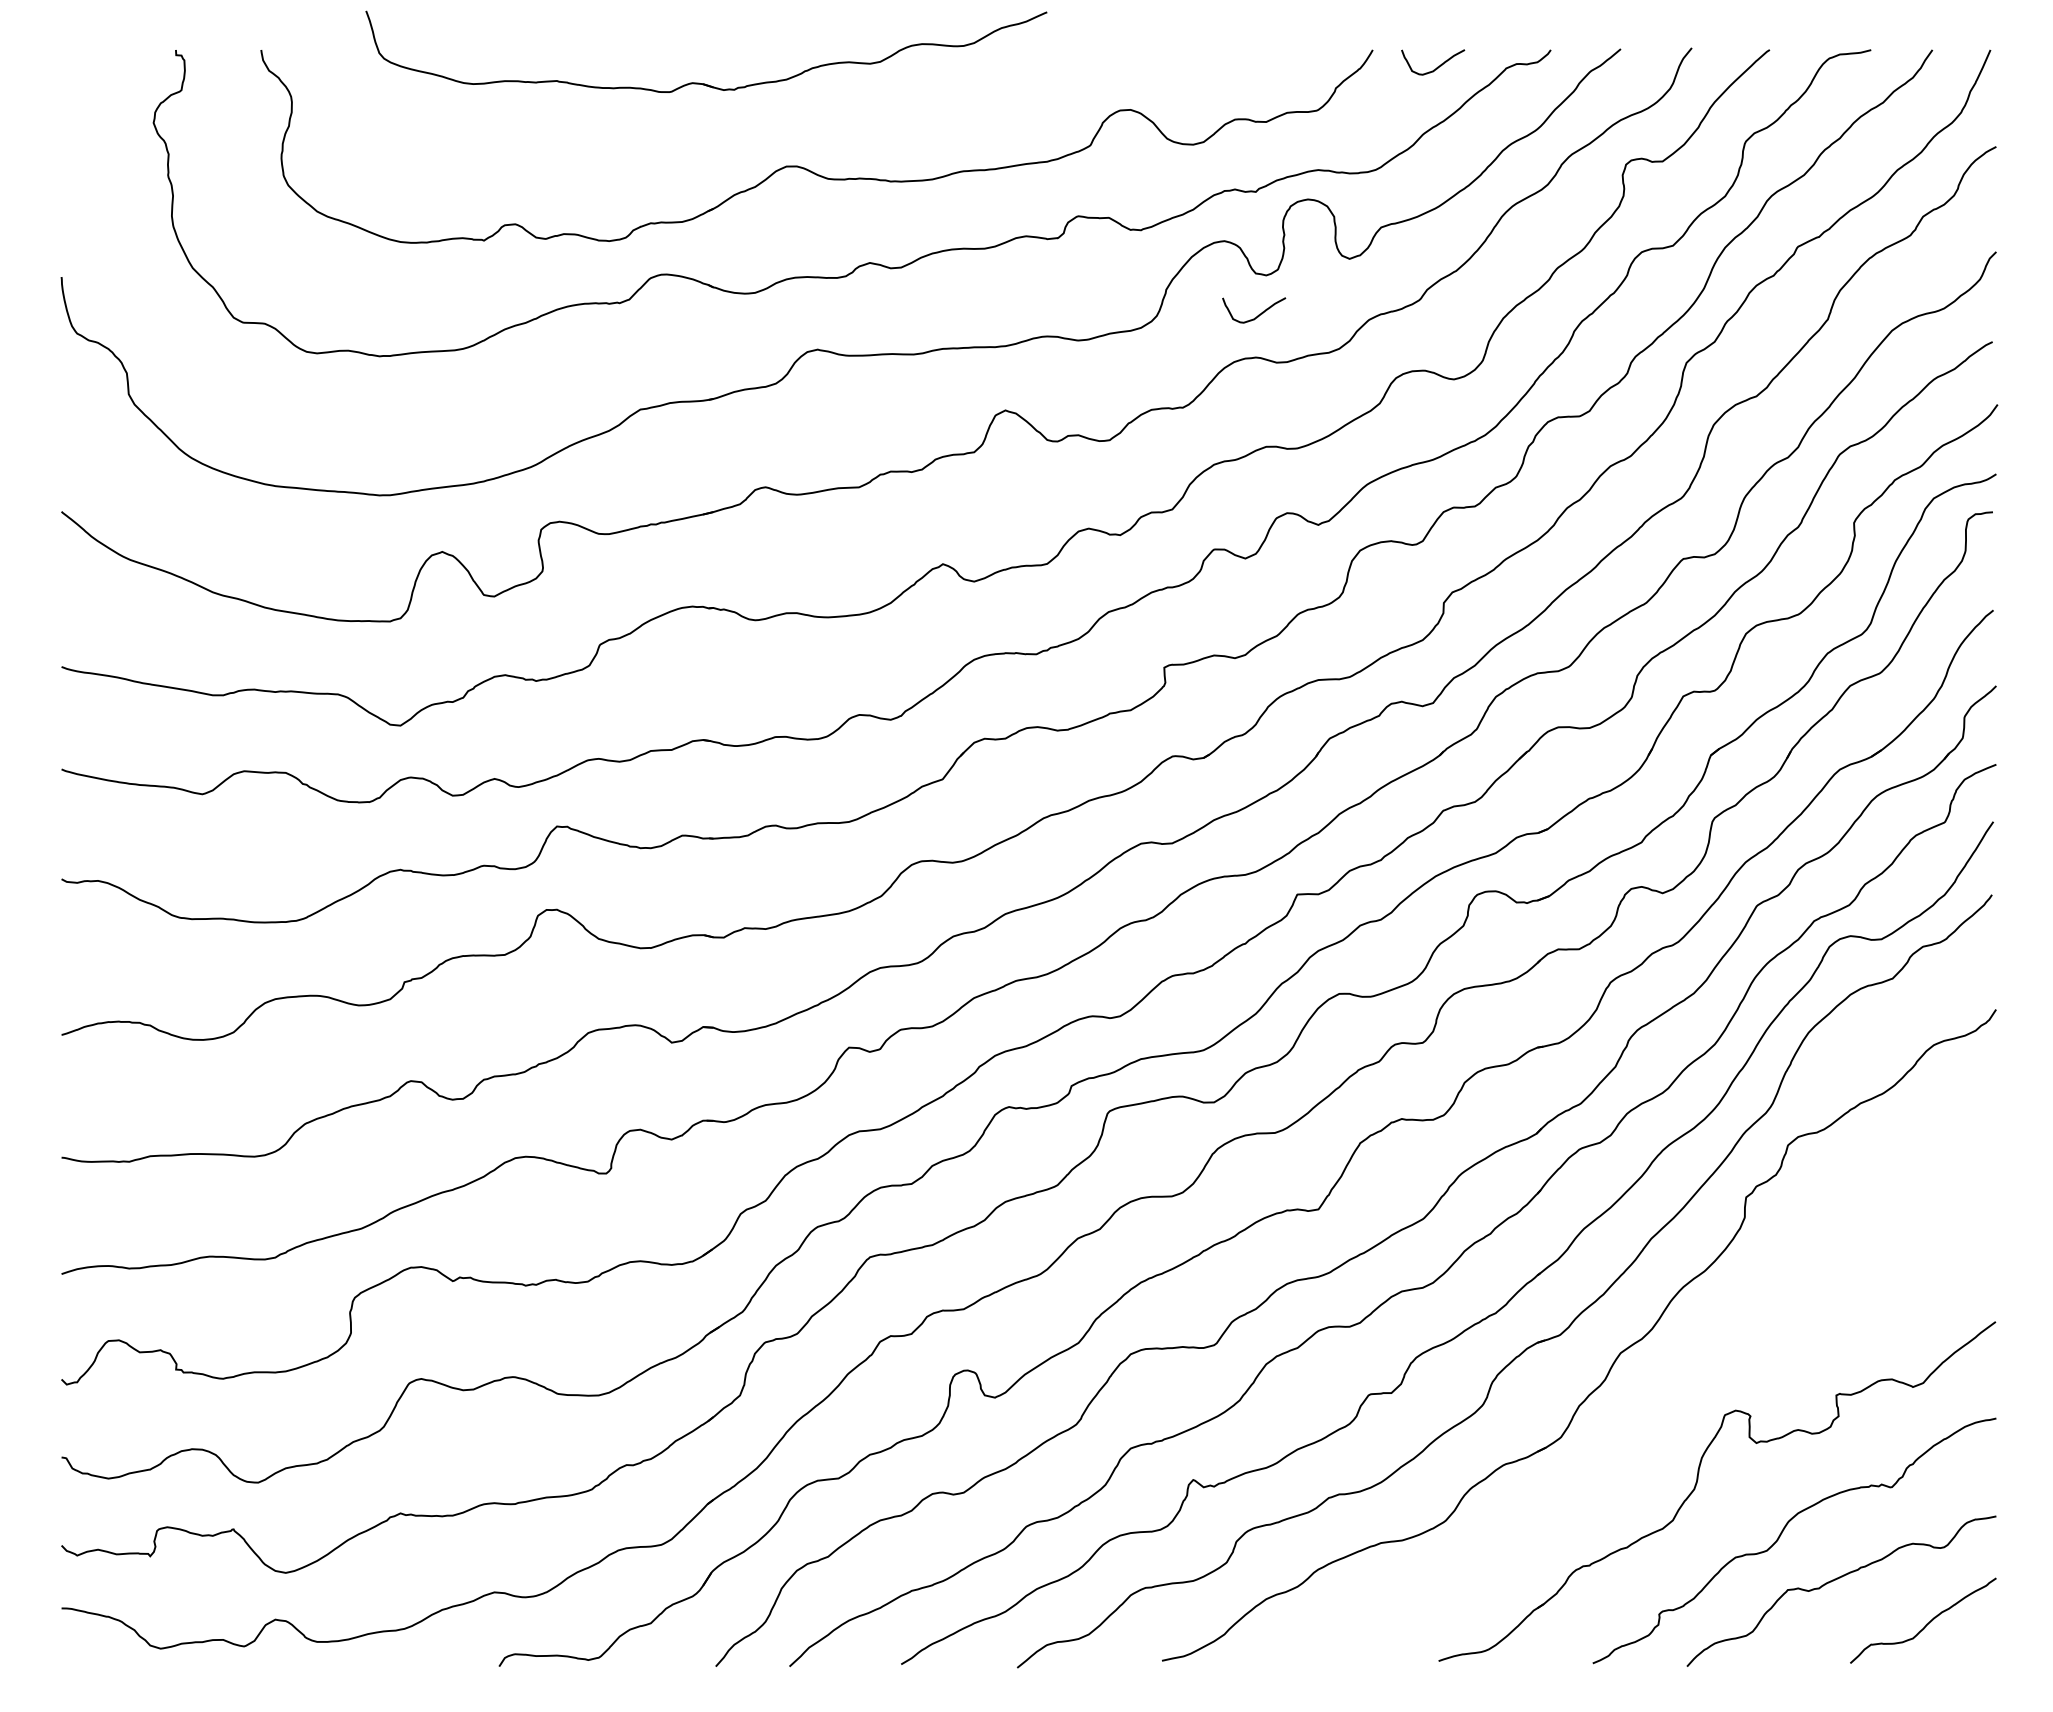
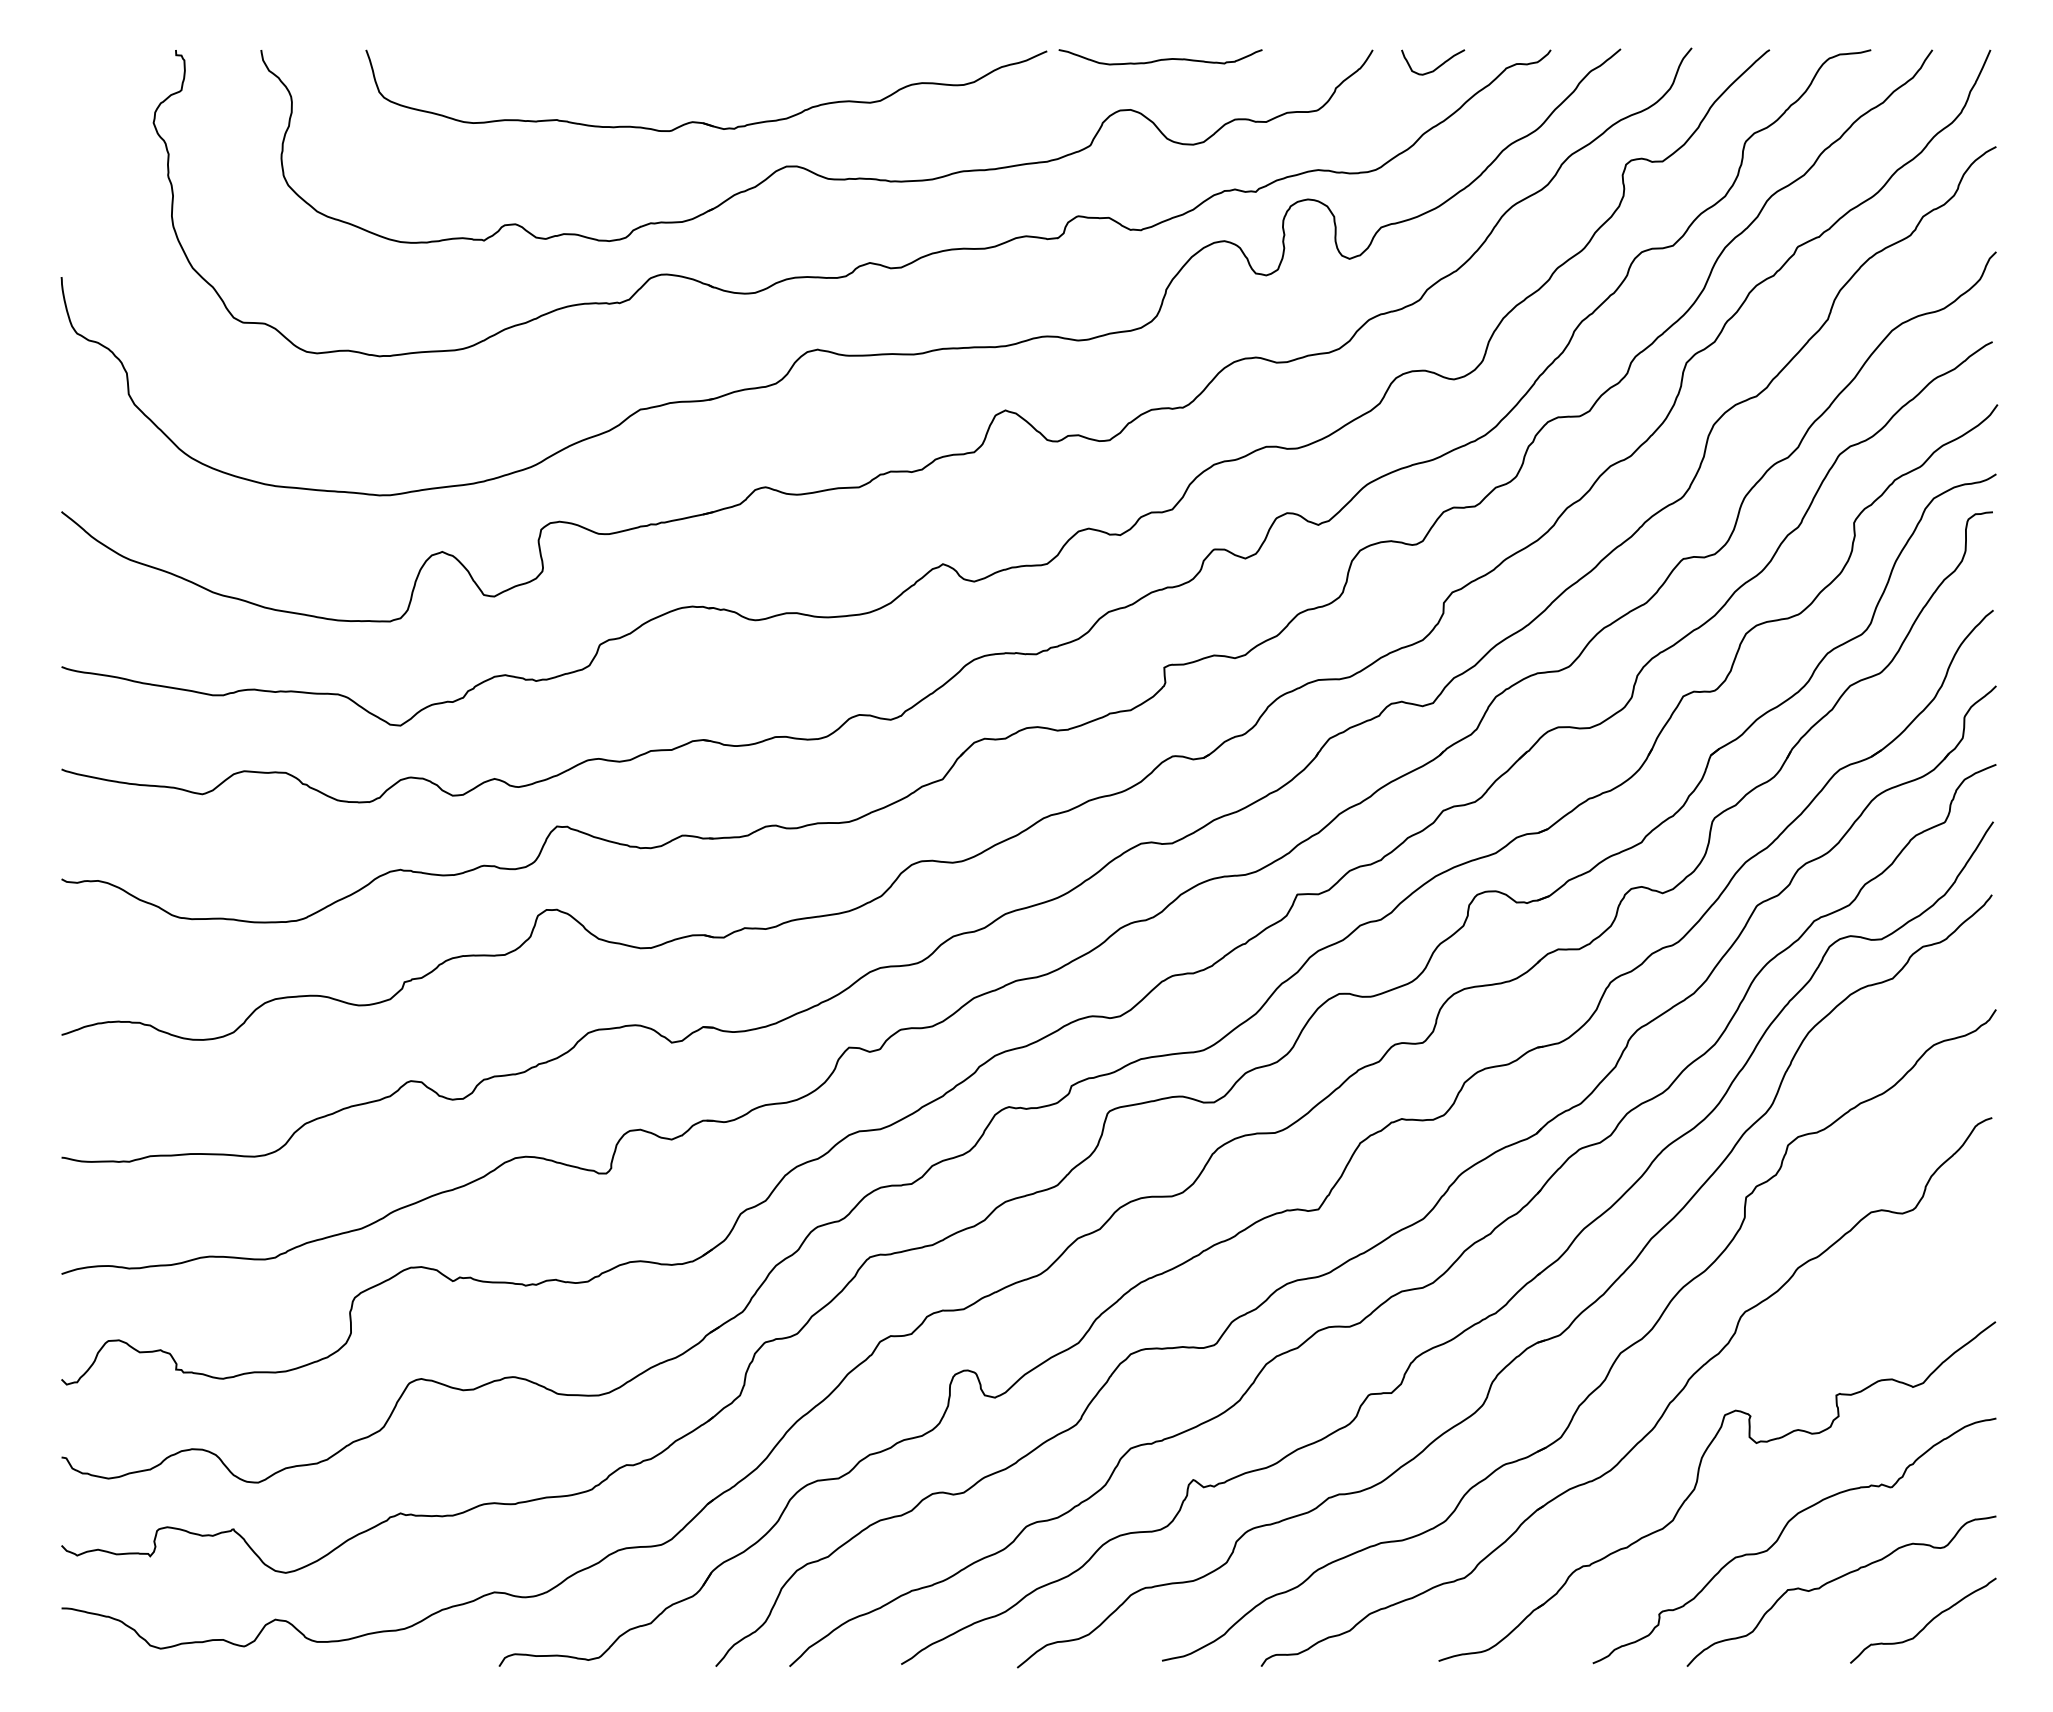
curve: none -> present (1160, 59)
part position: (699, 82) -> (699, 121) (699, 121)
curve: present -> none (1258, 314)
part: none -> present (1661, 1414)
